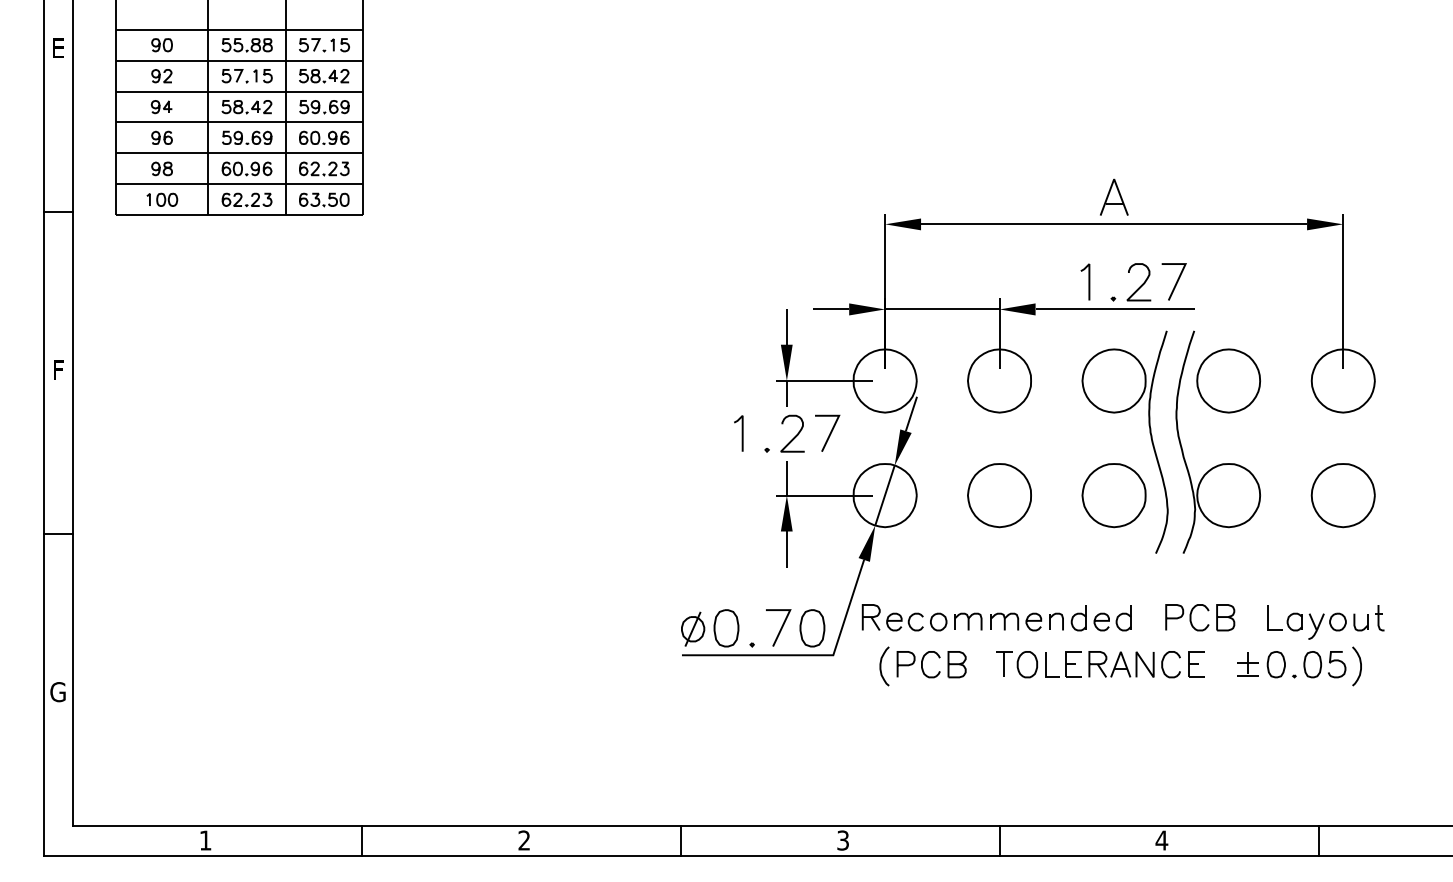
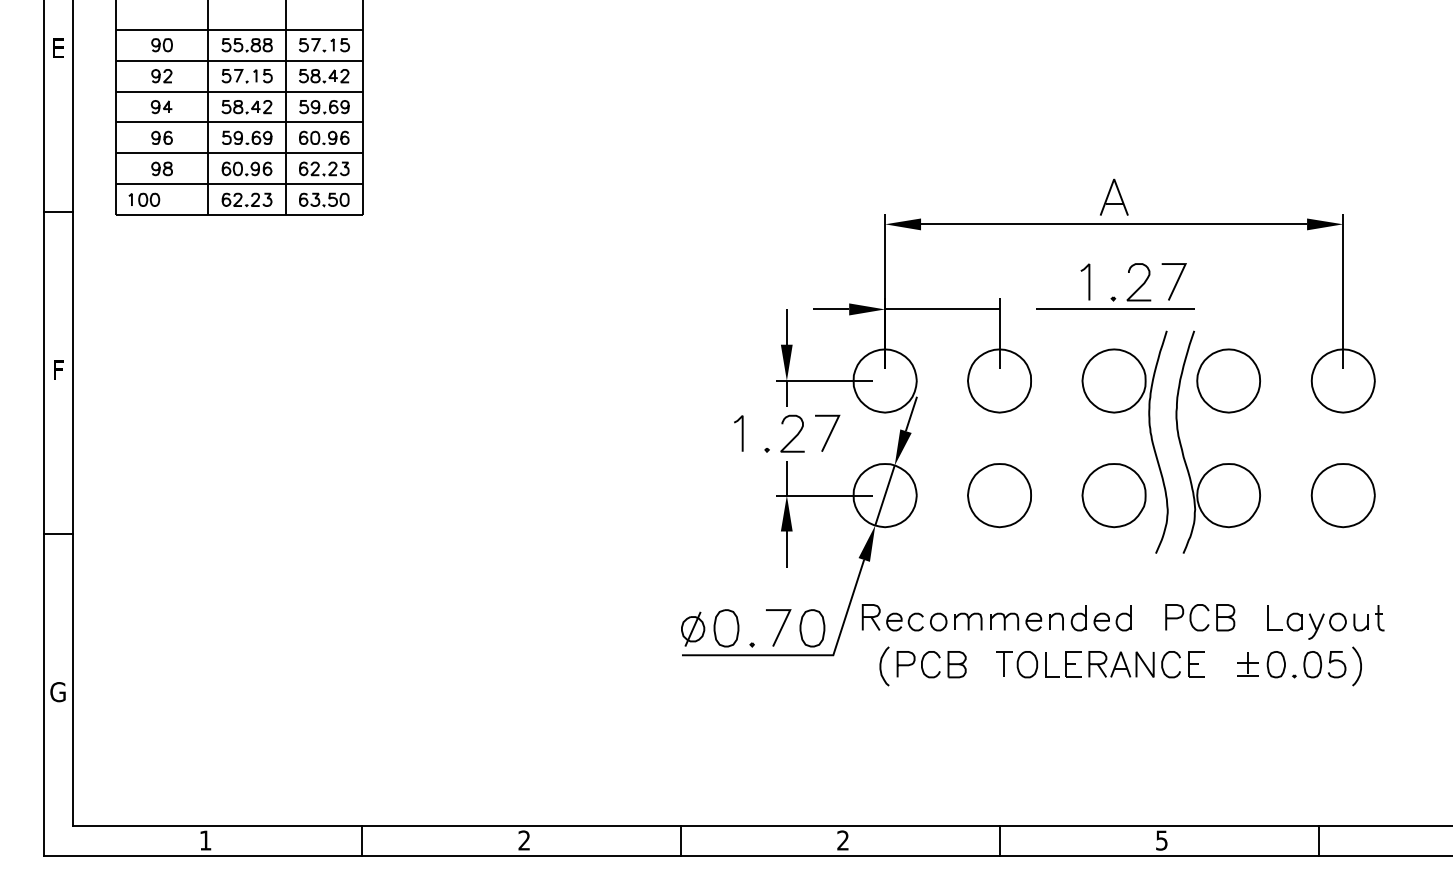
part position: (162, 199) -> (144, 199) (144, 199)
fill: present -> none (1017, 309)
text: 3 -> 2 (842, 840)
text: 4 -> 5 (1161, 840)
